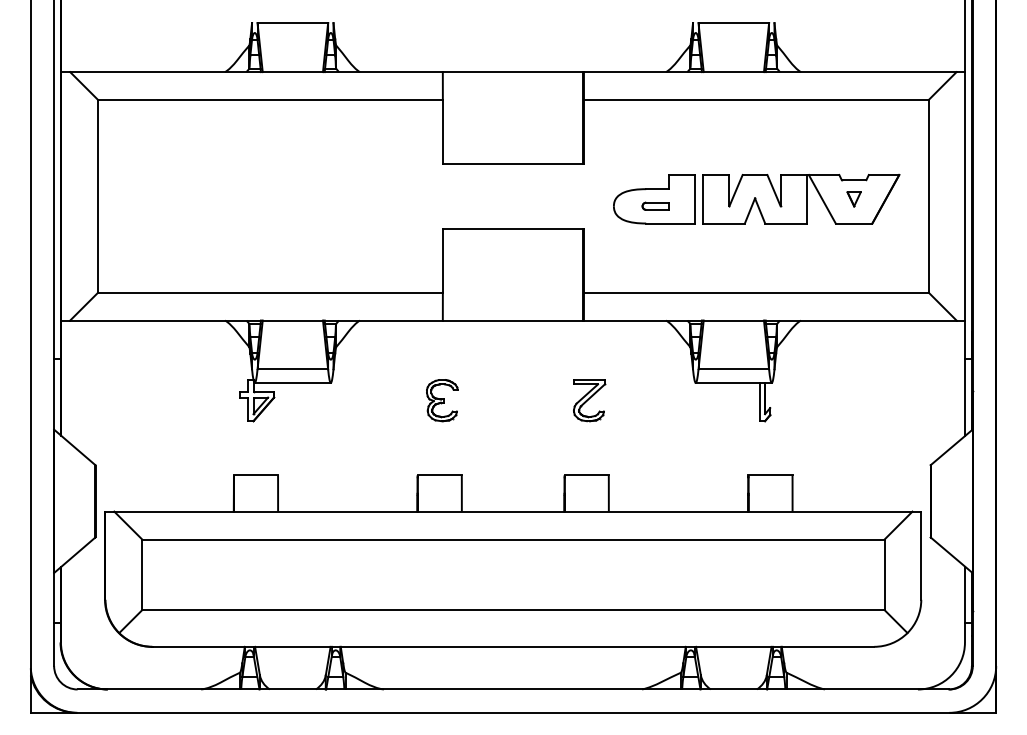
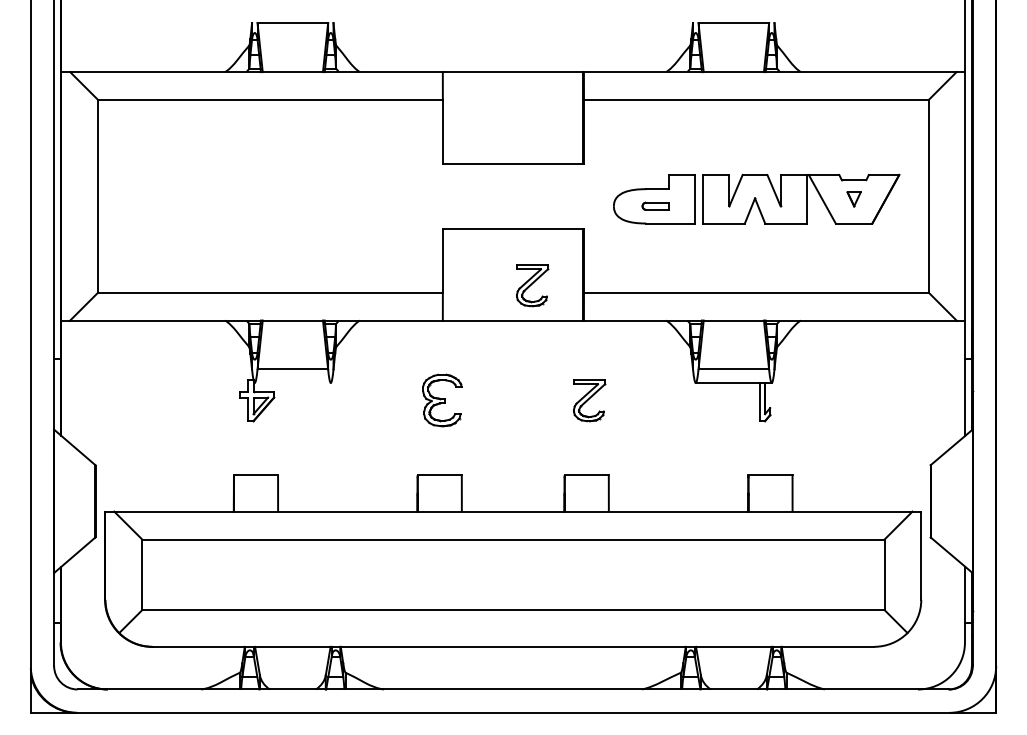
part: none -> present (532, 285)
line: present -> none (292, 383)
part size: 33x44 px -> 41x55 px (442, 400)
